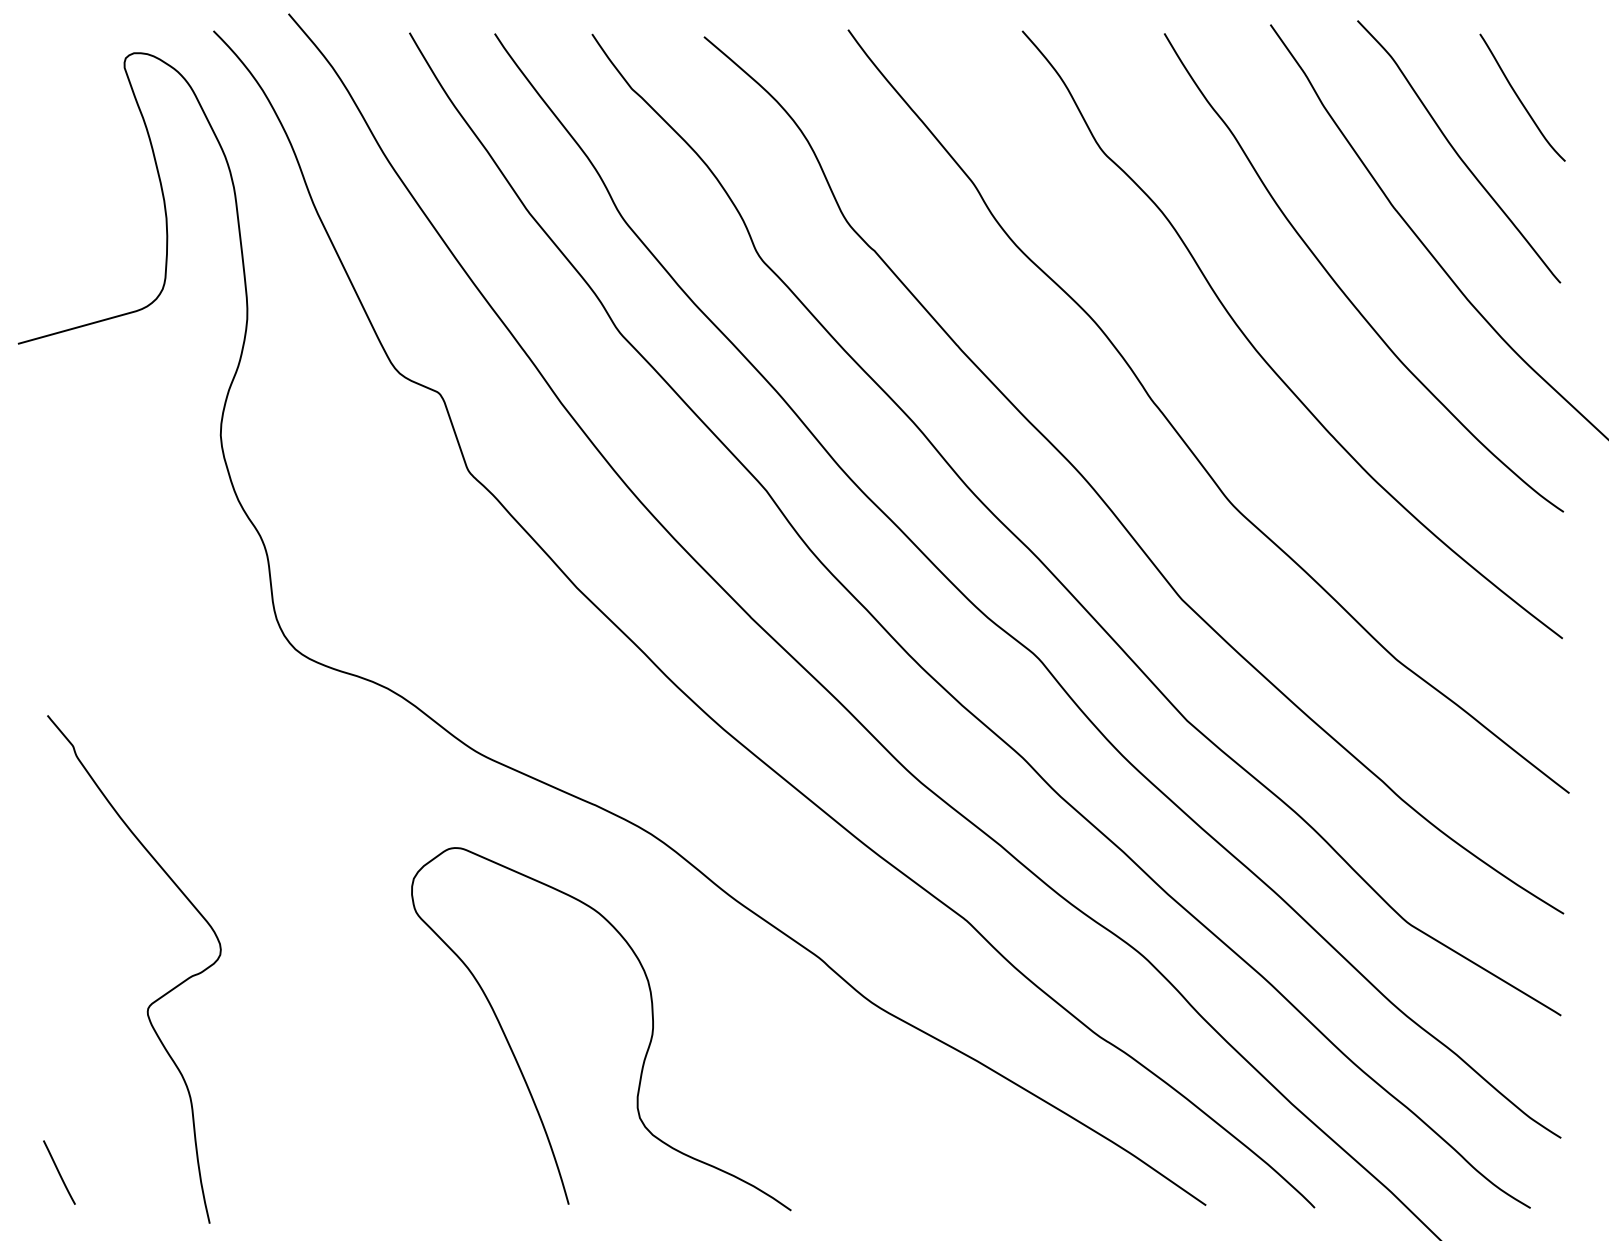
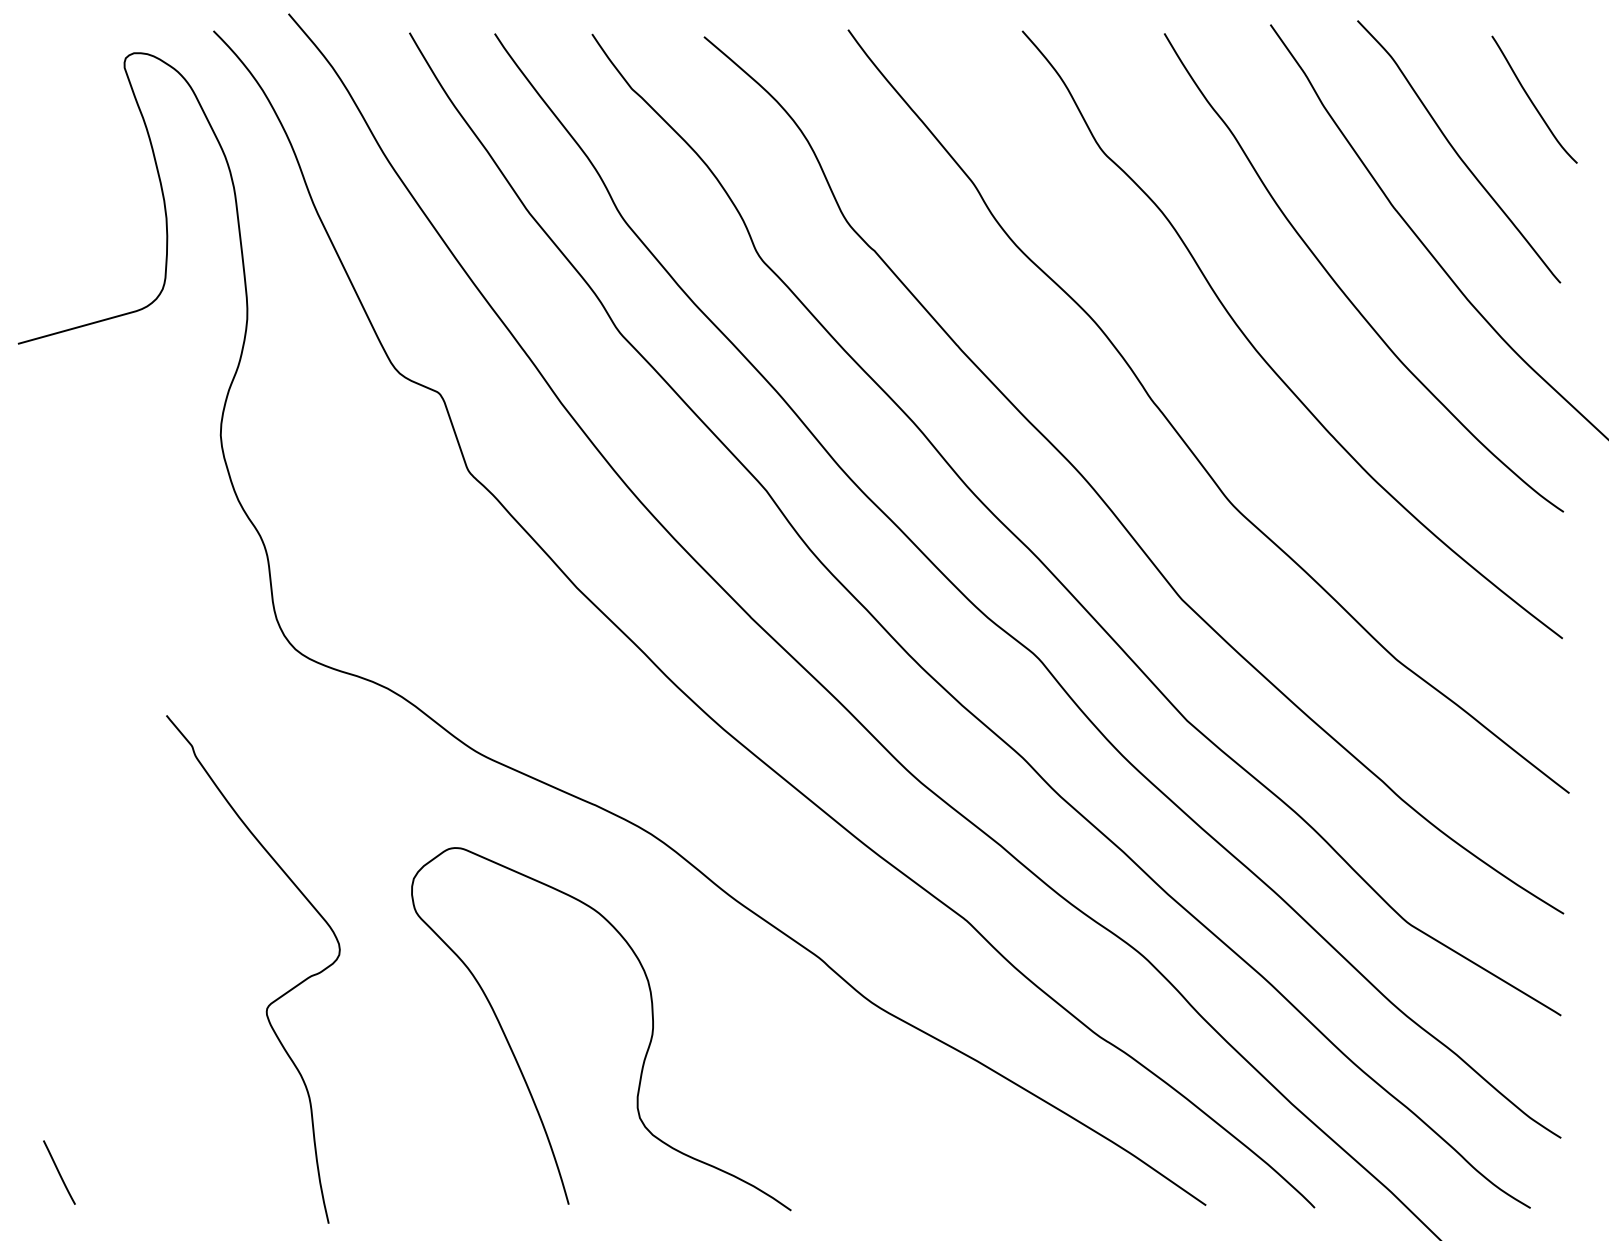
curve position: (1520, 99) -> (1532, 101) (1532, 101)
curve position: (154, 1000) -> (273, 1000) (273, 1000)
